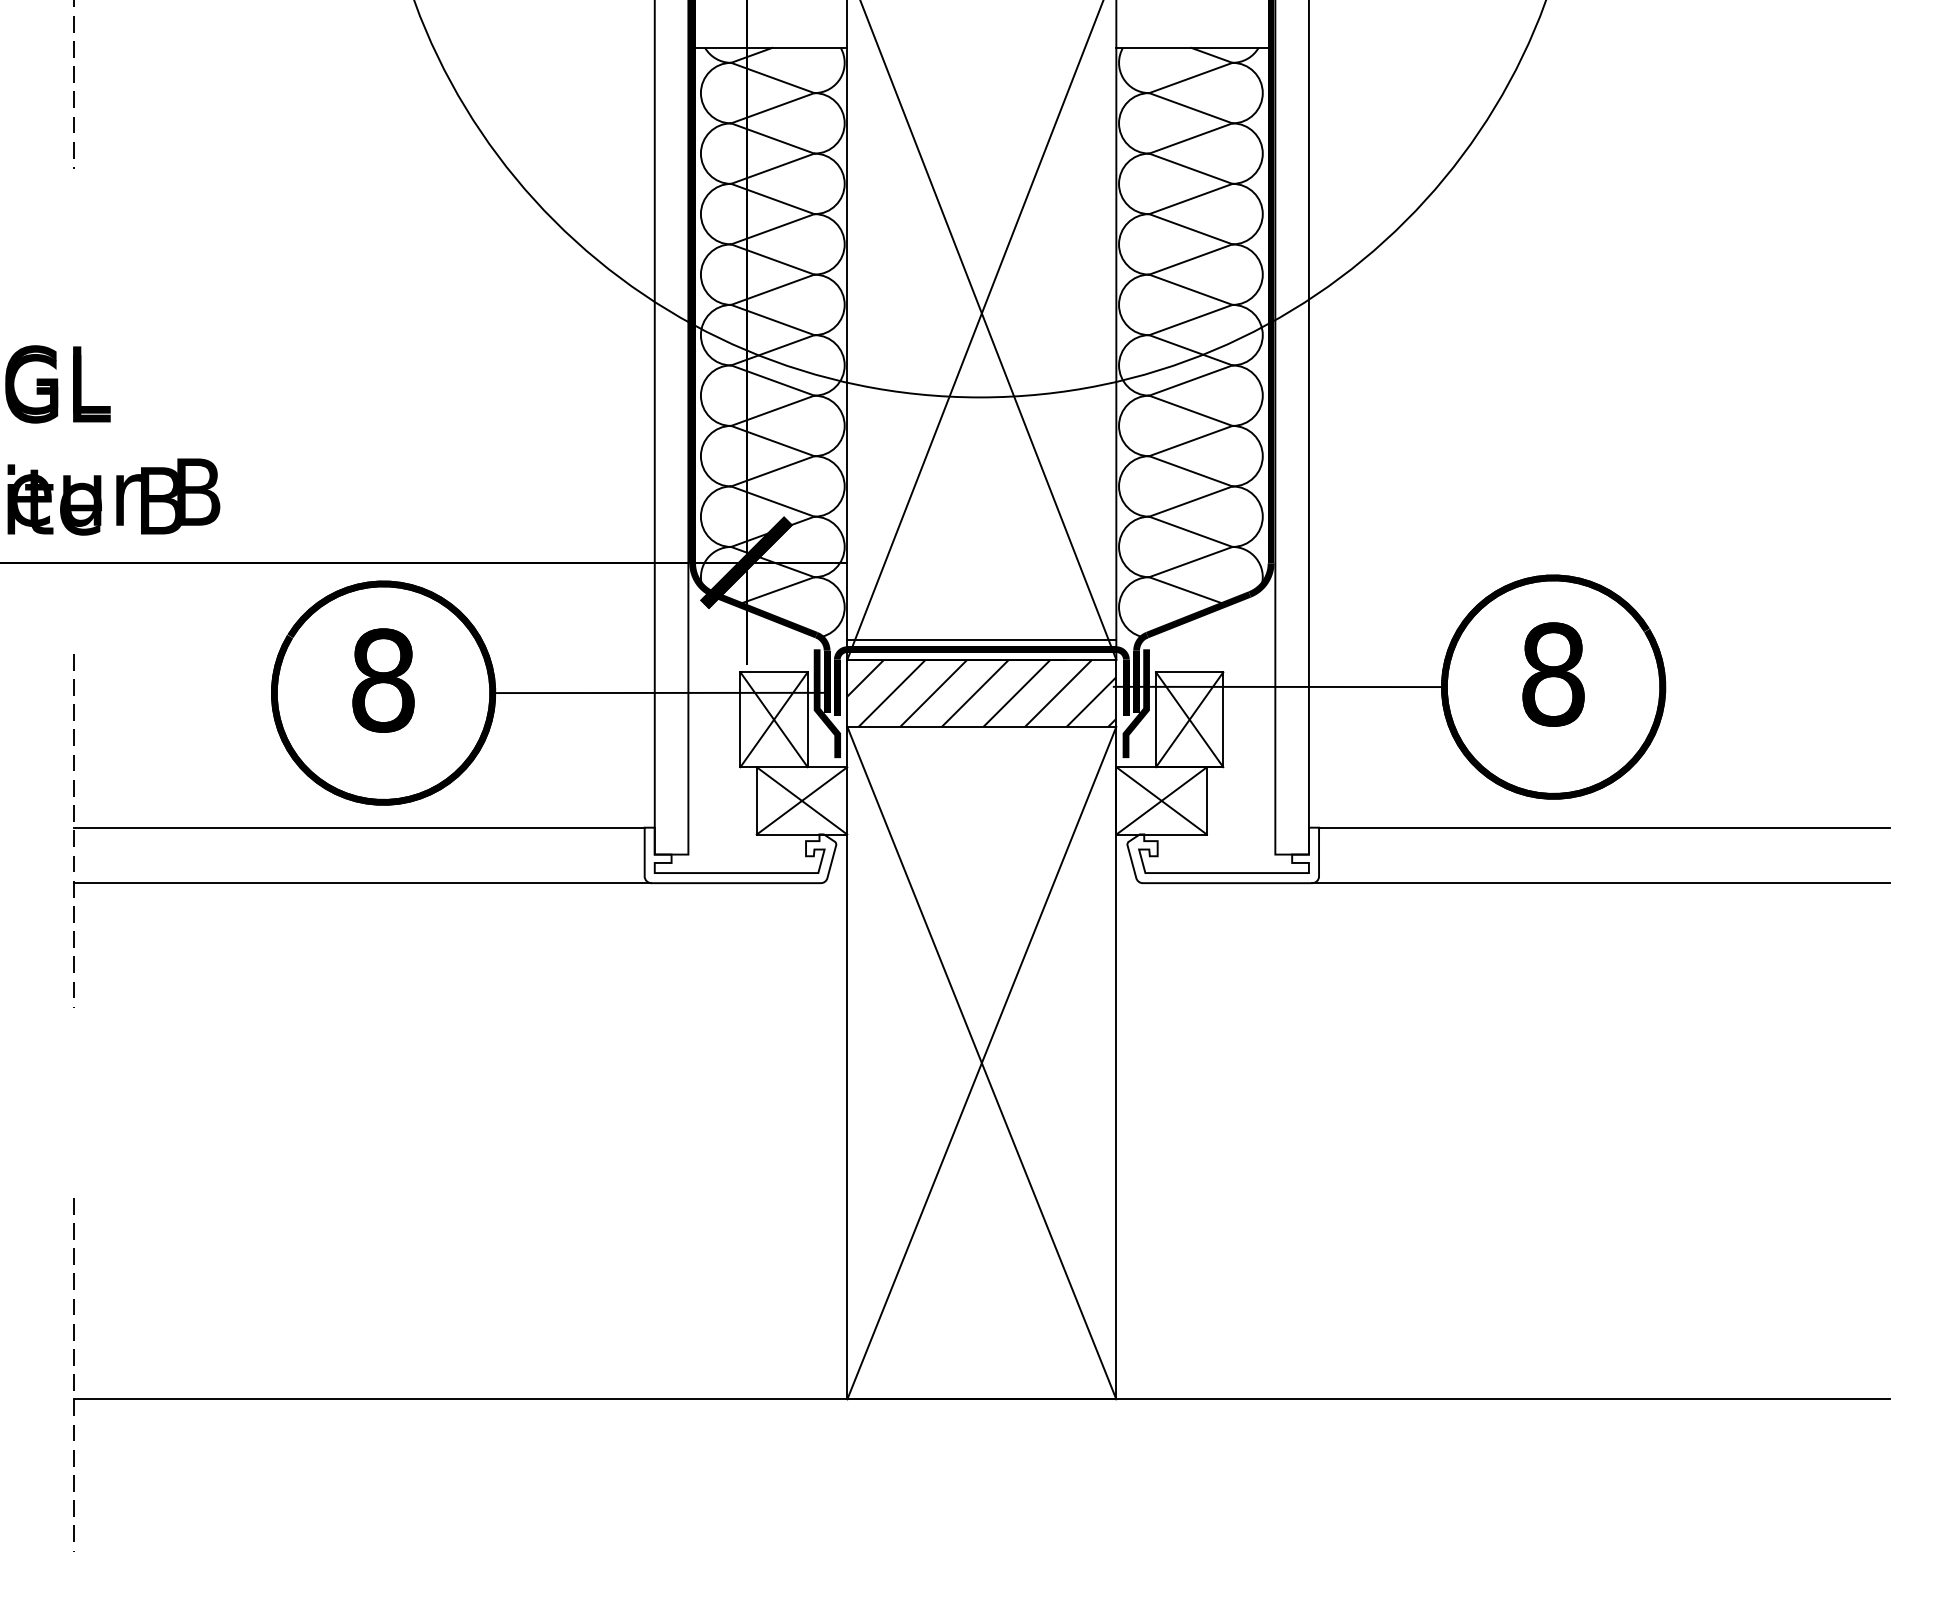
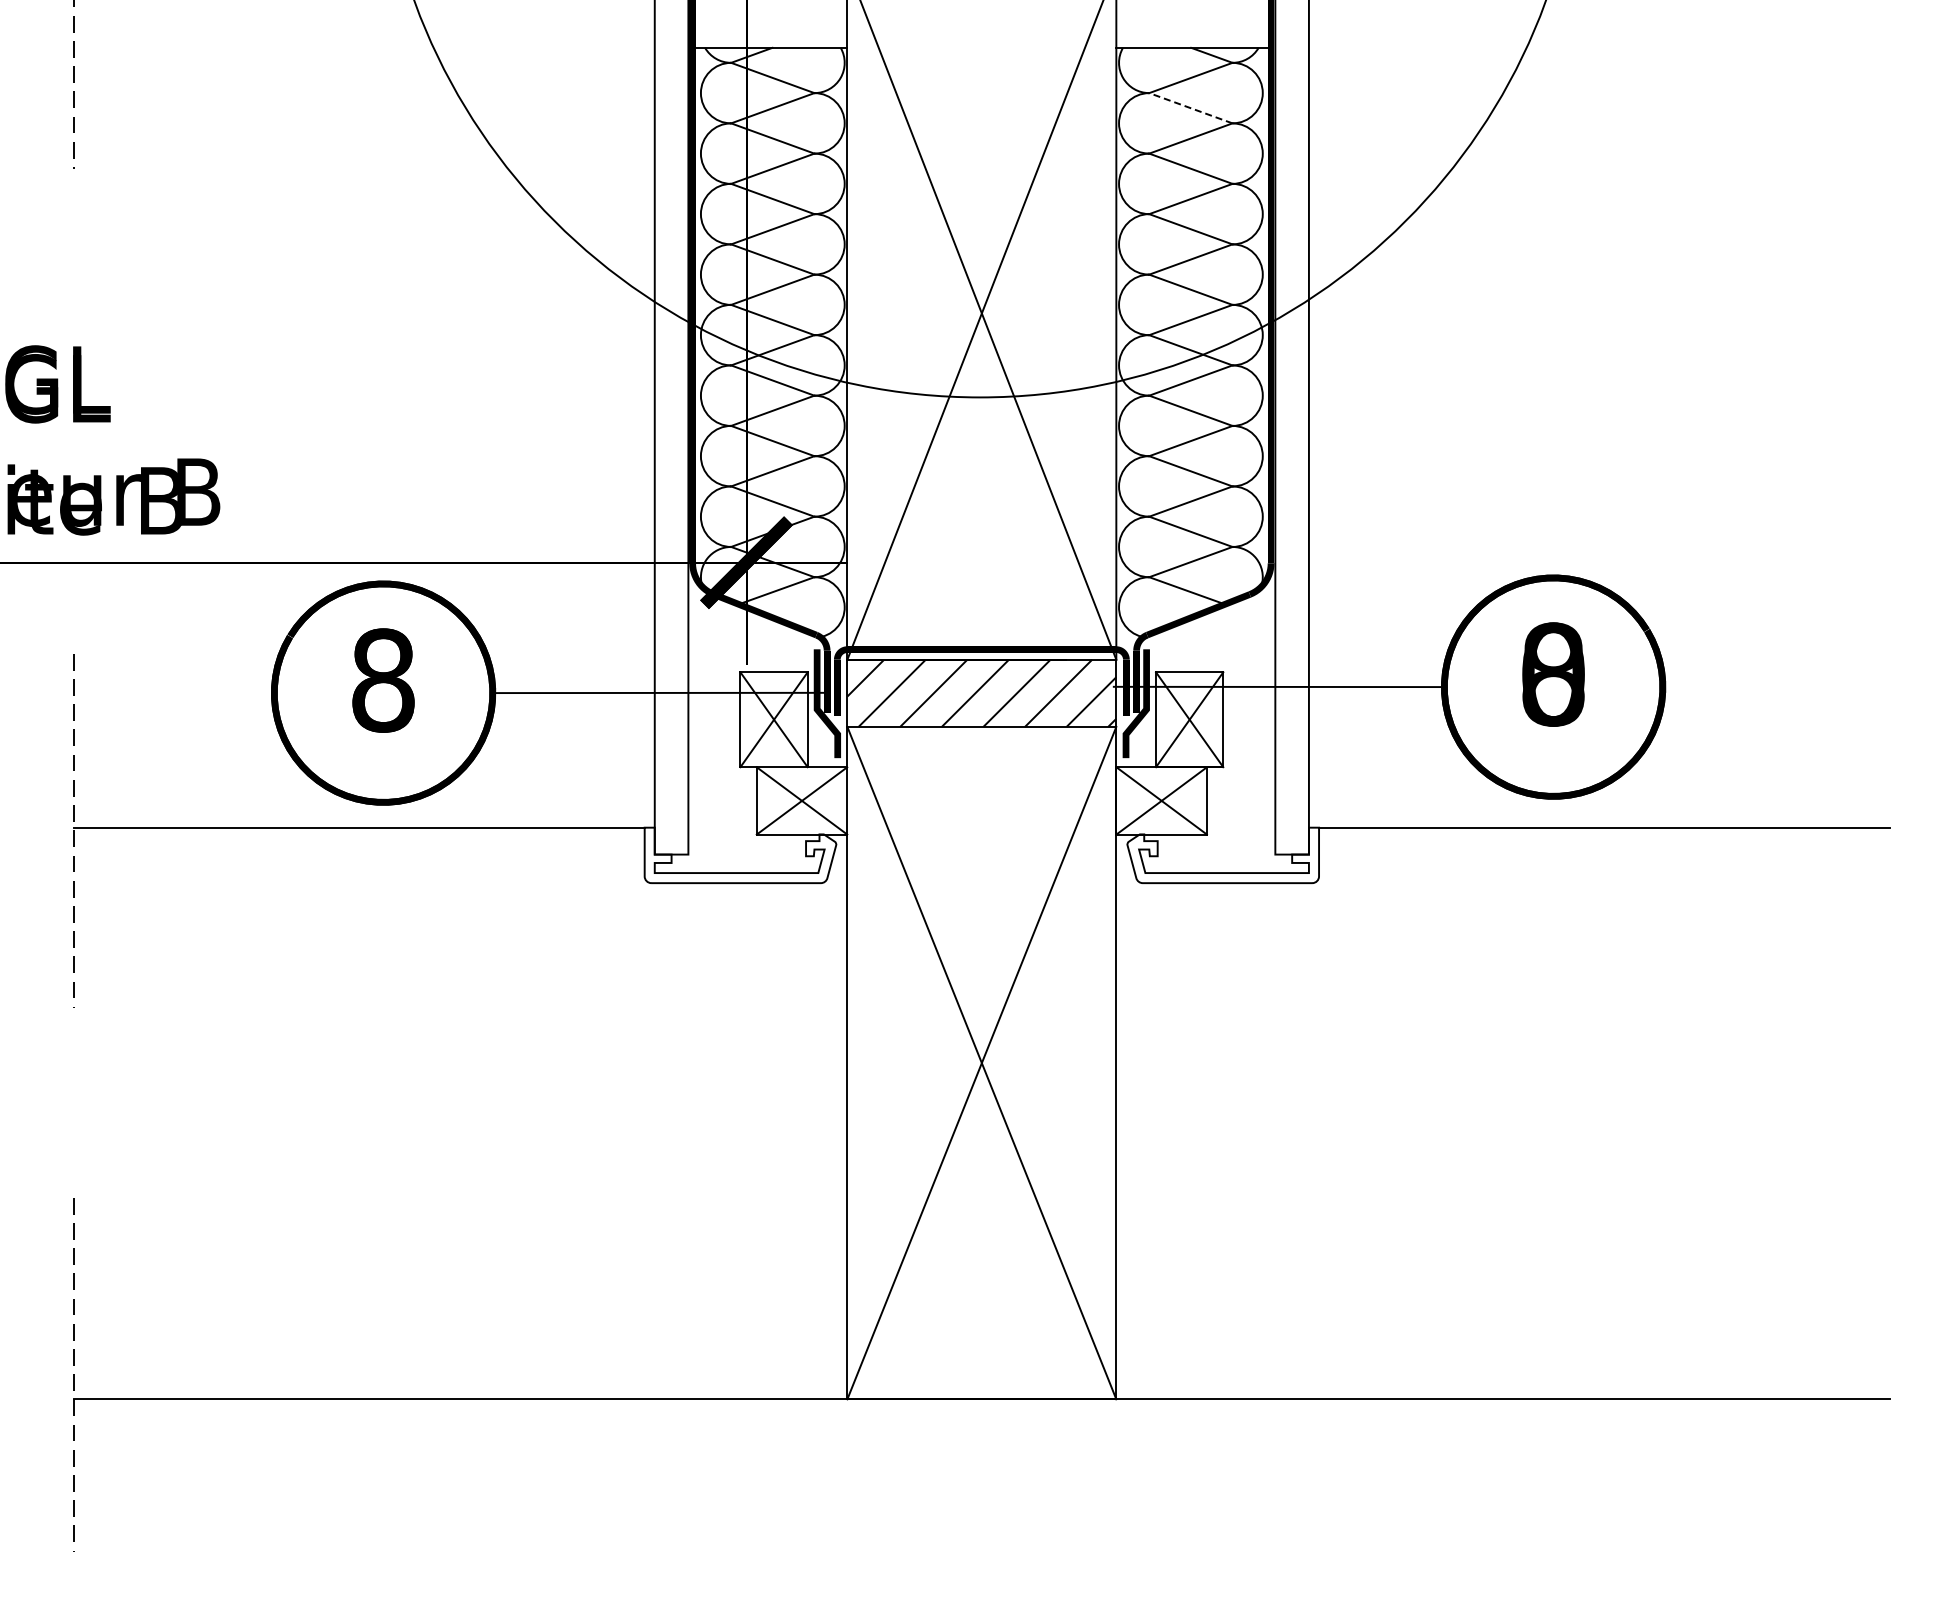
line: solid -> dashed (1190, 108)
line: present -> none (981, 639)
text: 8 -> 0 (1553, 674)
line: present -> none (362, 883)
line: present -> none (1600, 883)
